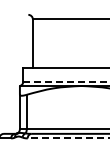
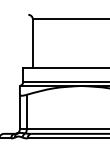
line: dashed -> solid (66, 81)
line: dashed -> solid (68, 138)
